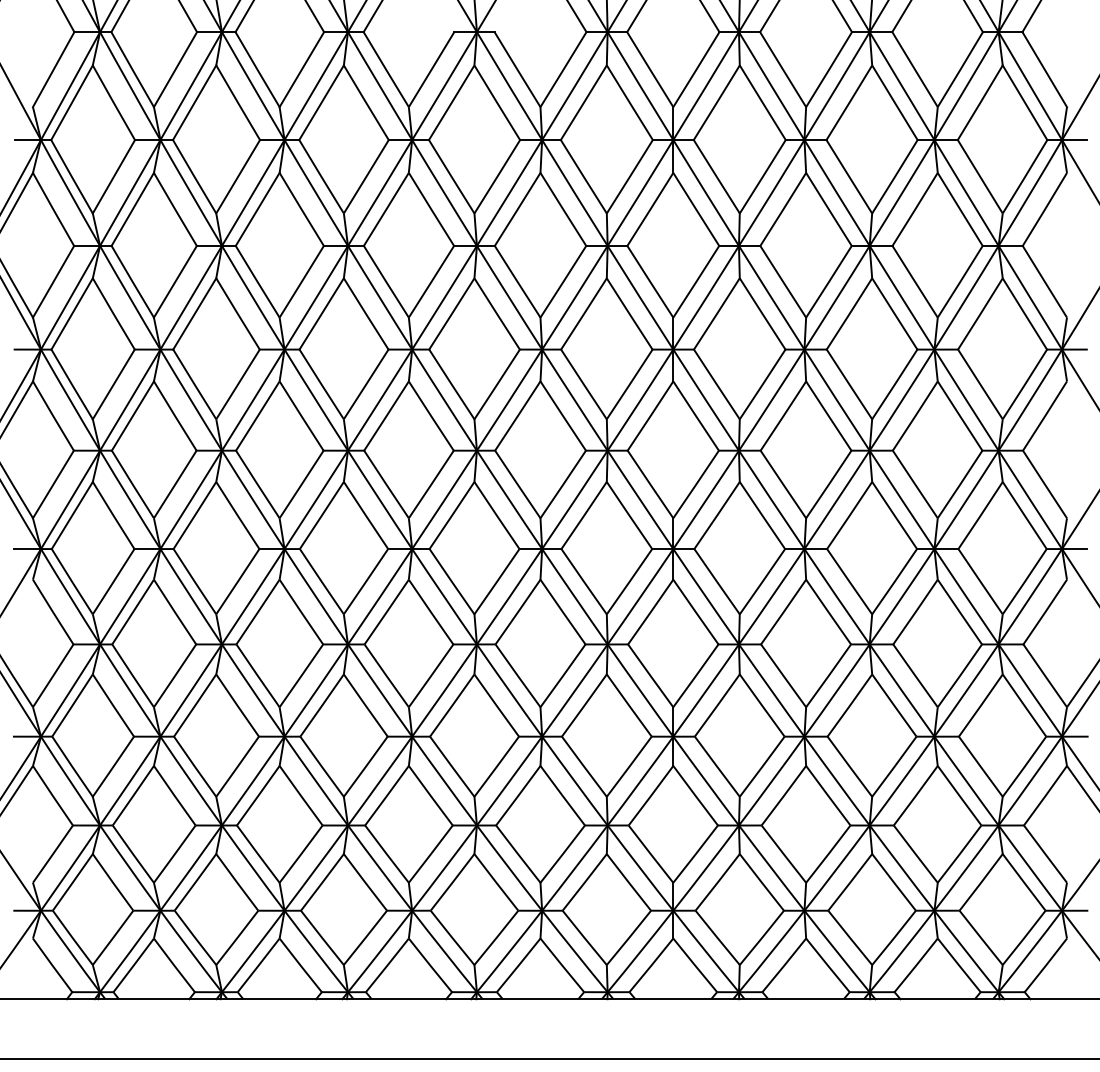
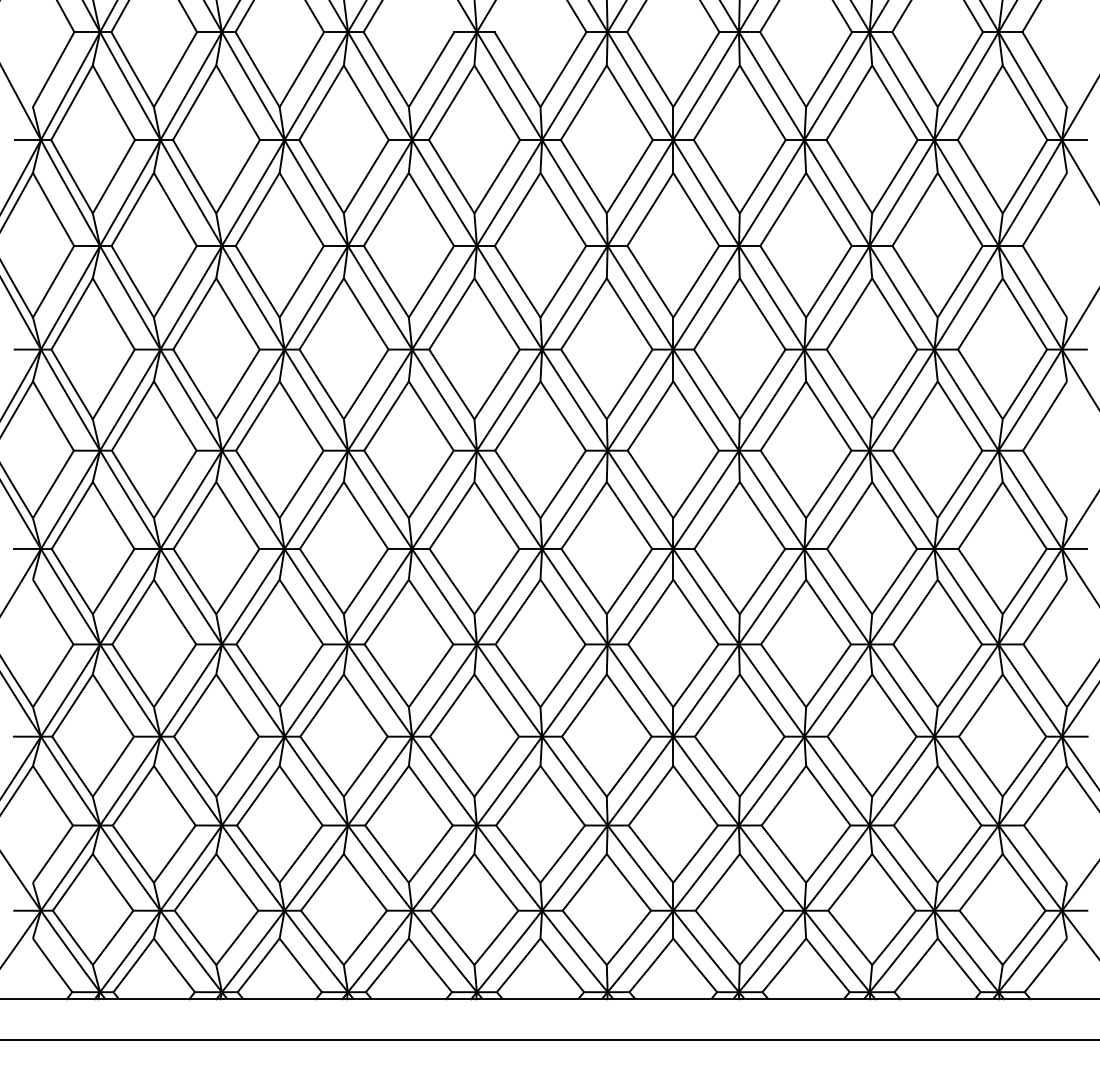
line position: (549, 1058) -> (549, 1039) (549, 1039)
